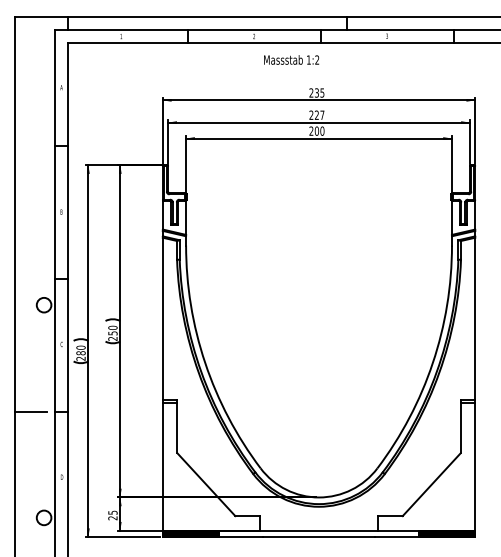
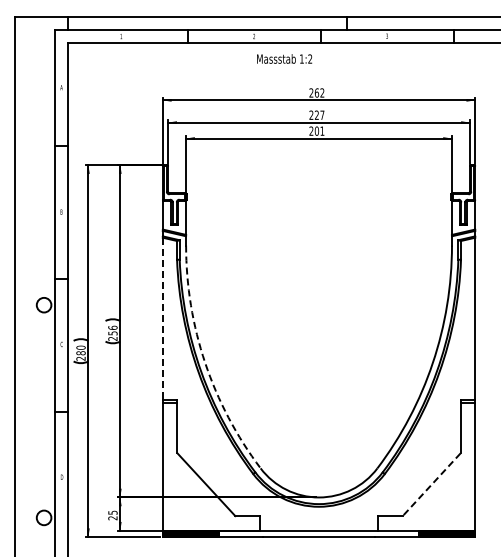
text position: (291, 59) -> (284, 58) (284, 58)
text: 235 -> 262 (319, 92)
text: 200 -> 201 (322, 130)
line: solid -> dashed (162, 319)
text: 250 -> 256 (112, 327)
arc: solid -> dashed (205, 363)
line: present -> none (30, 411)
line: solid -> dashed (431, 484)
